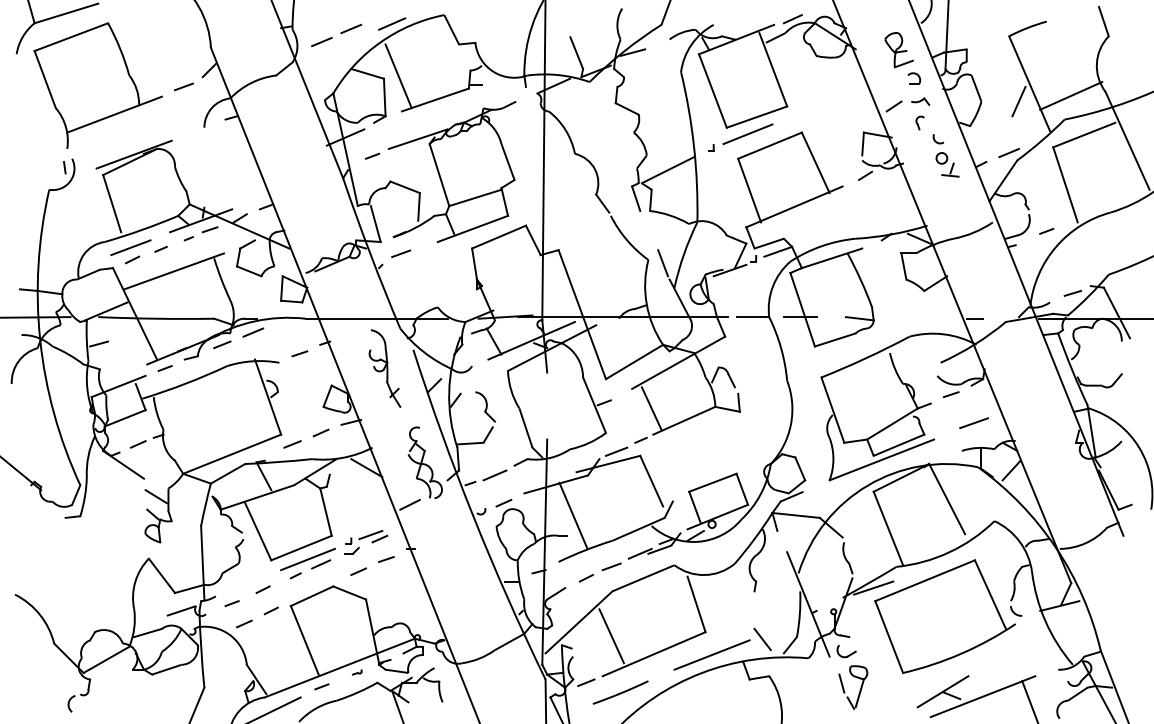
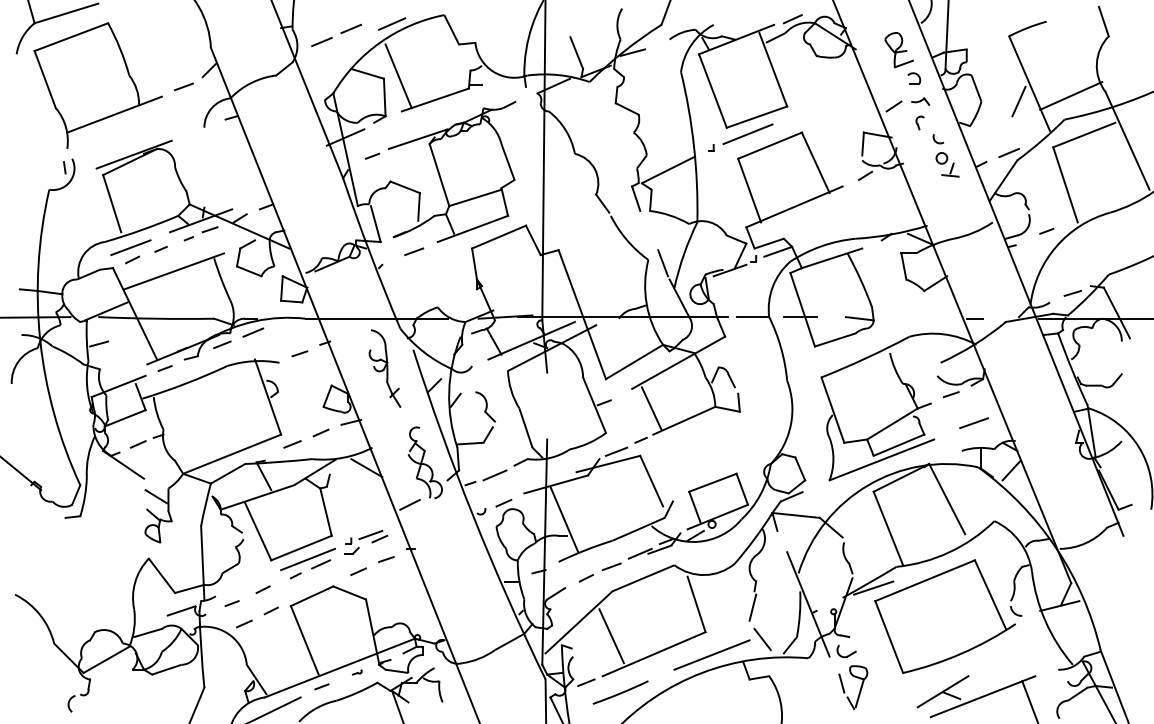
line position: (401, 253) -> (414, 251) (414, 251)
line position: (573, 515) -> (564, 519) (564, 519)
line: none -> present (752, 607)
